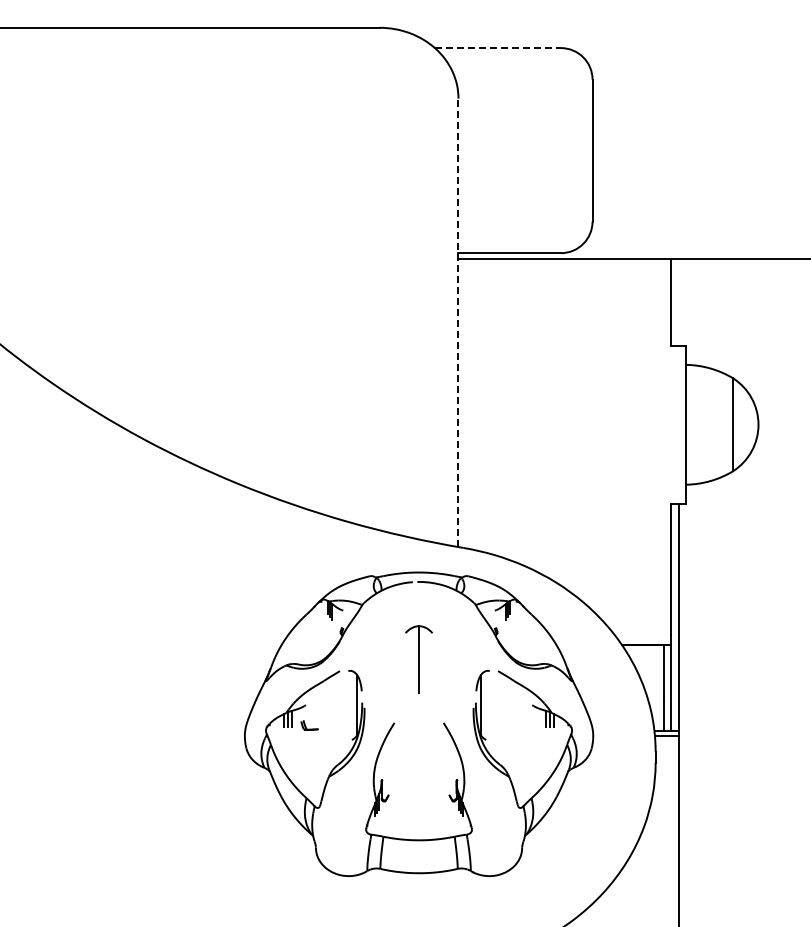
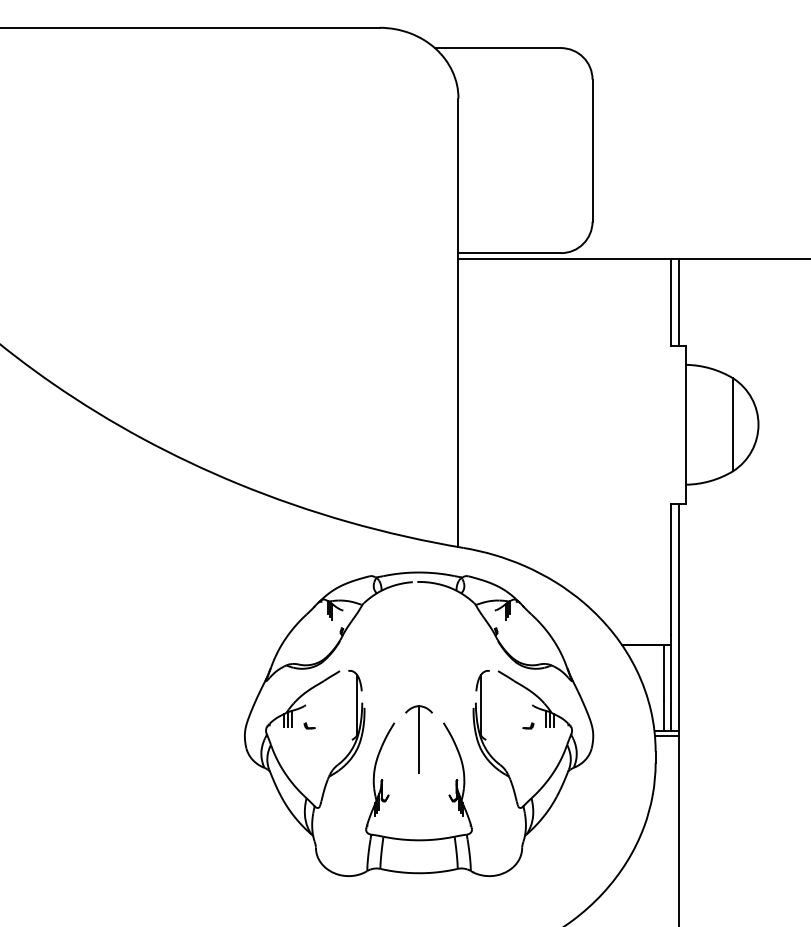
line: dashed -> solid (498, 48)
line: none -> present (678, 302)
line: dashed -> solid (458, 322)
part position: (418, 659) -> (418, 739) (418, 739)
part size: 19x11 px -> 13x8 px (309, 725)
part: none -> present (528, 725)
